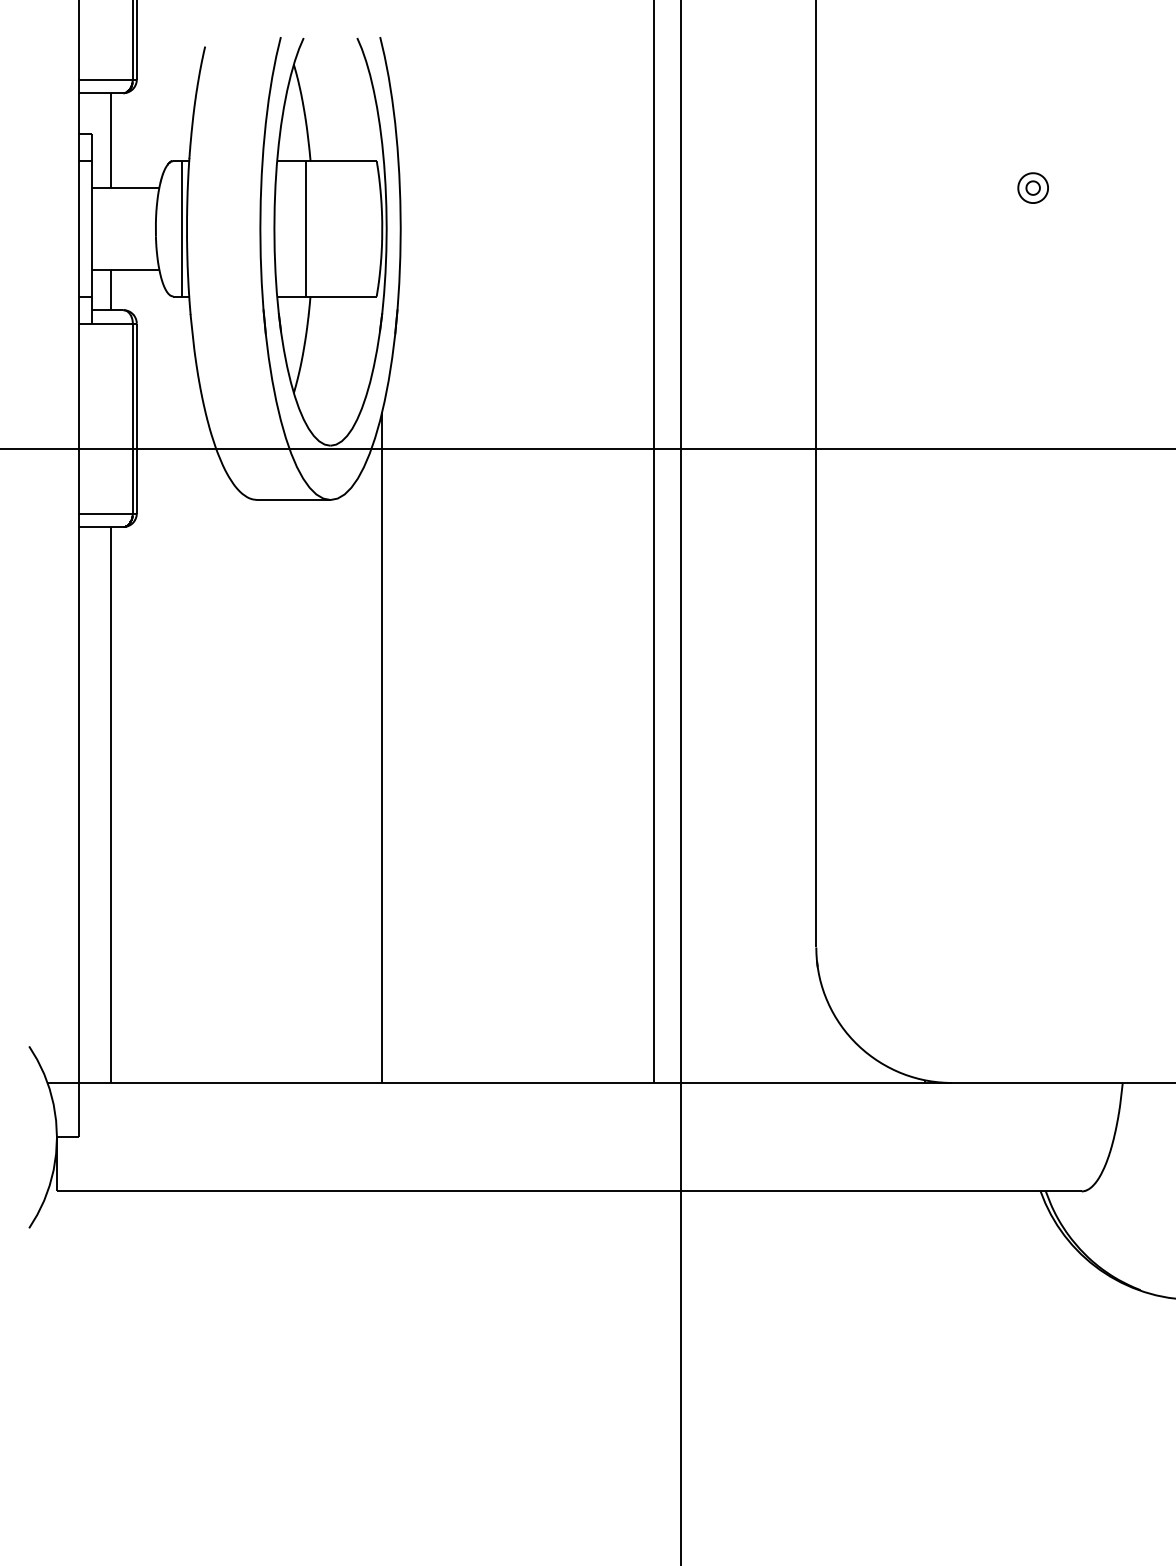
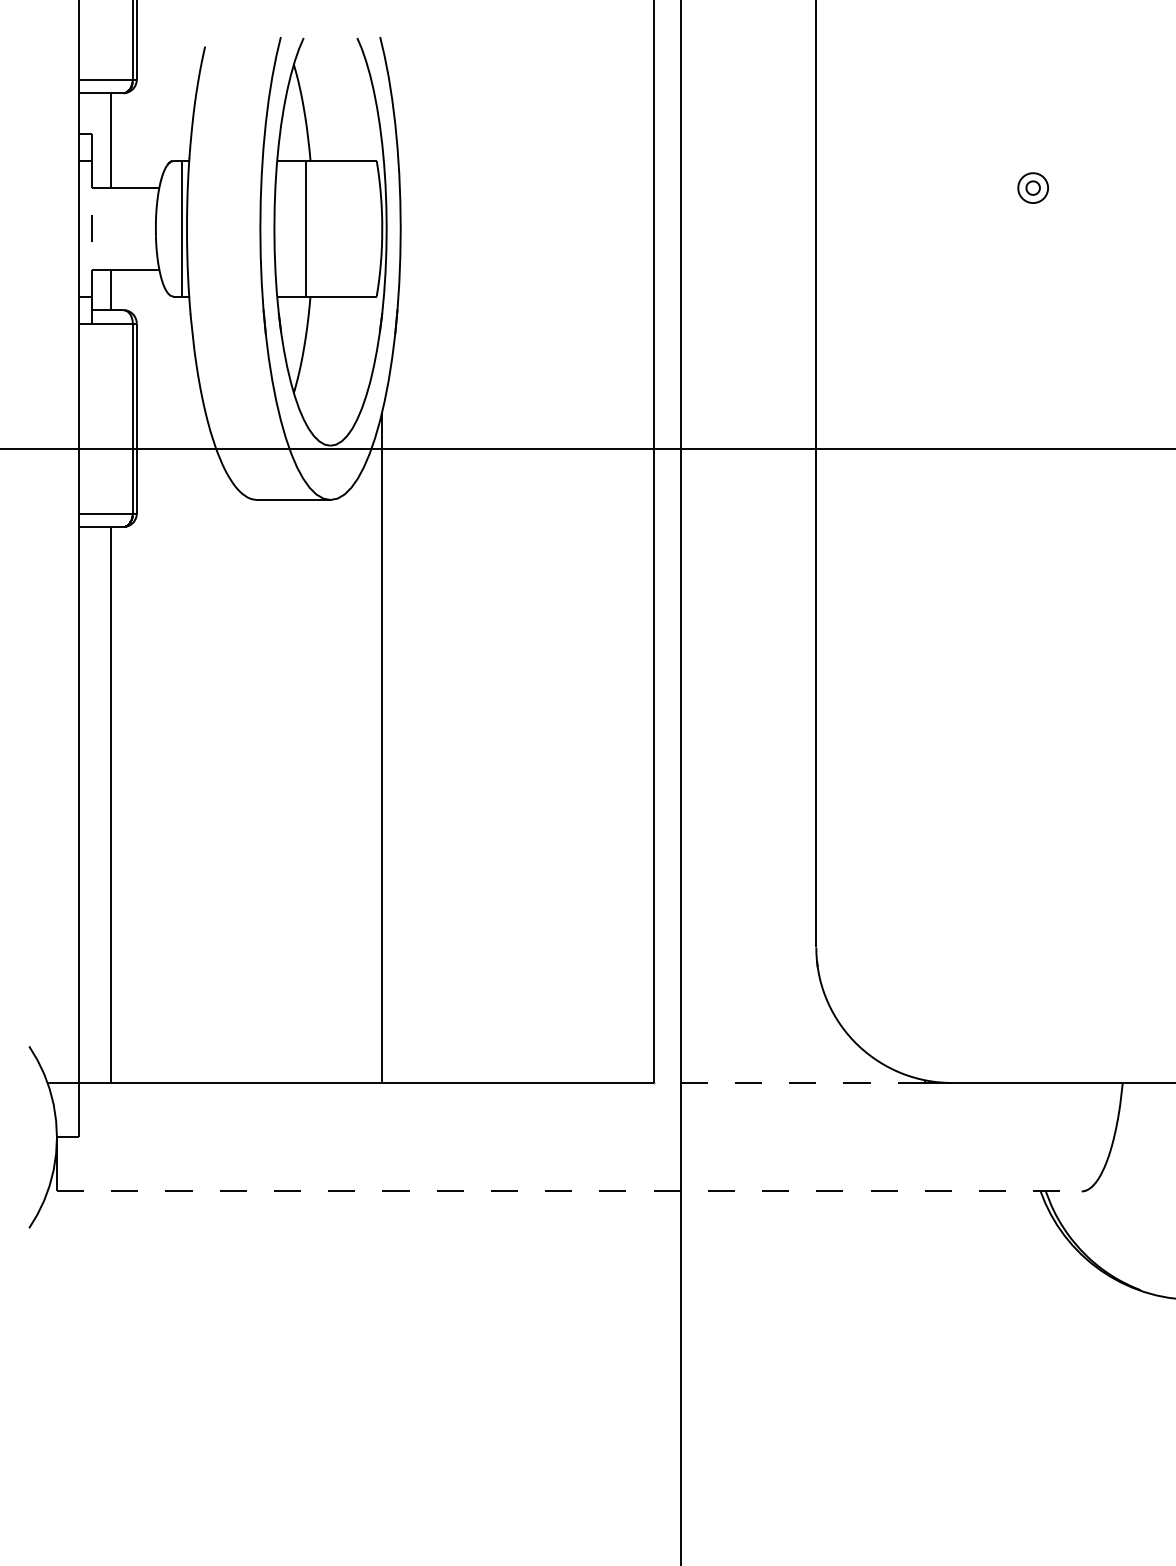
line: solid -> dashed (92, 228)
line: solid -> dashed (789, 1083)
line: solid -> dashed (569, 1191)
